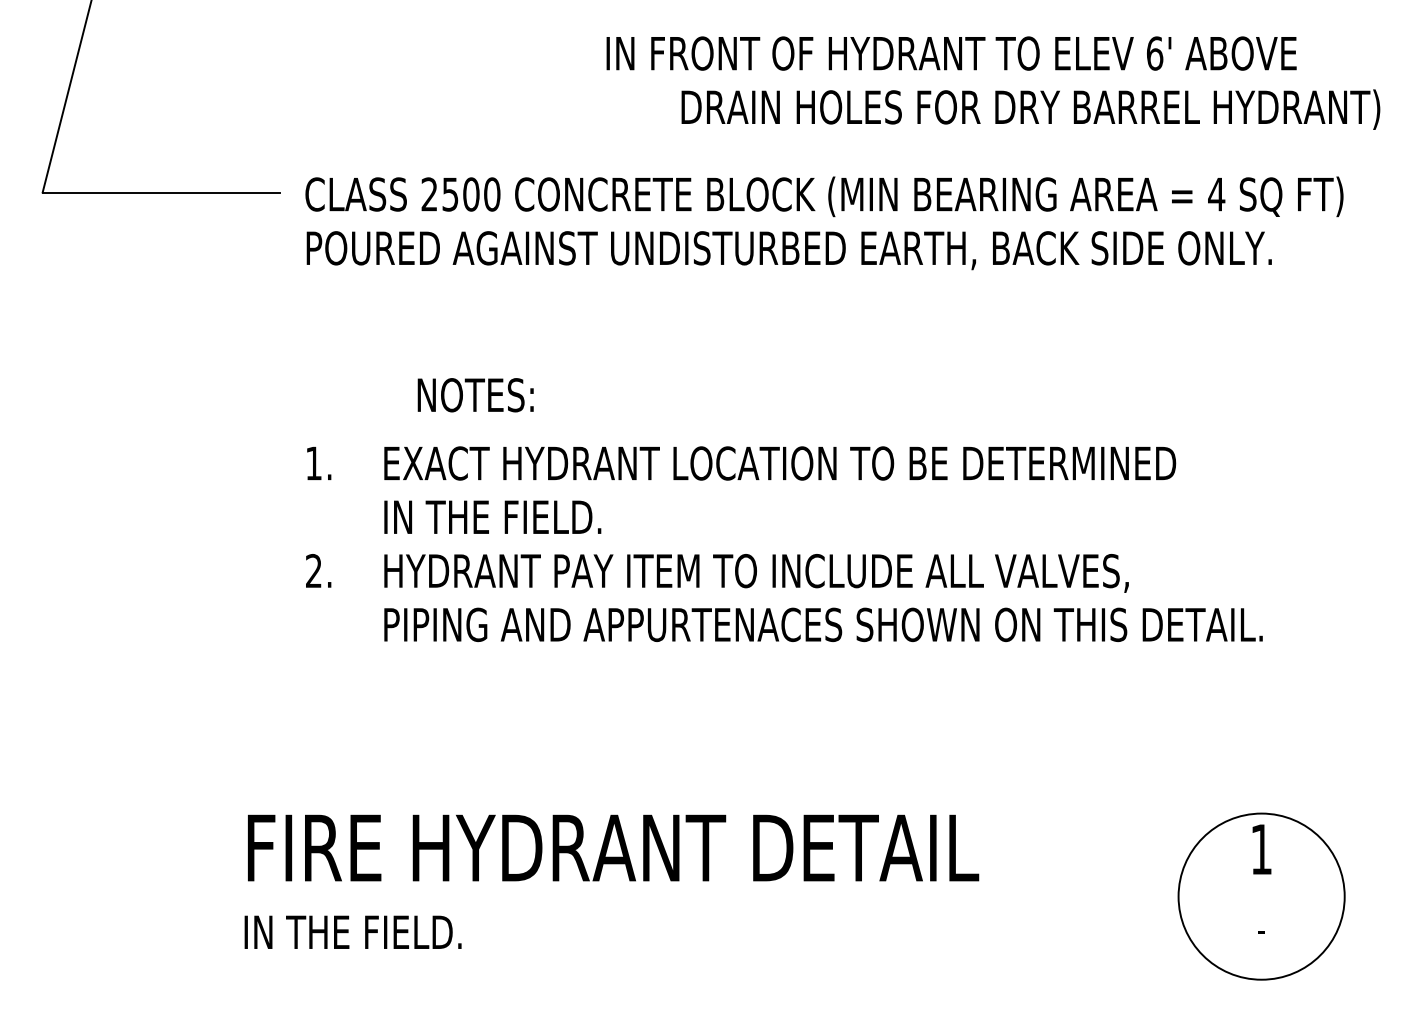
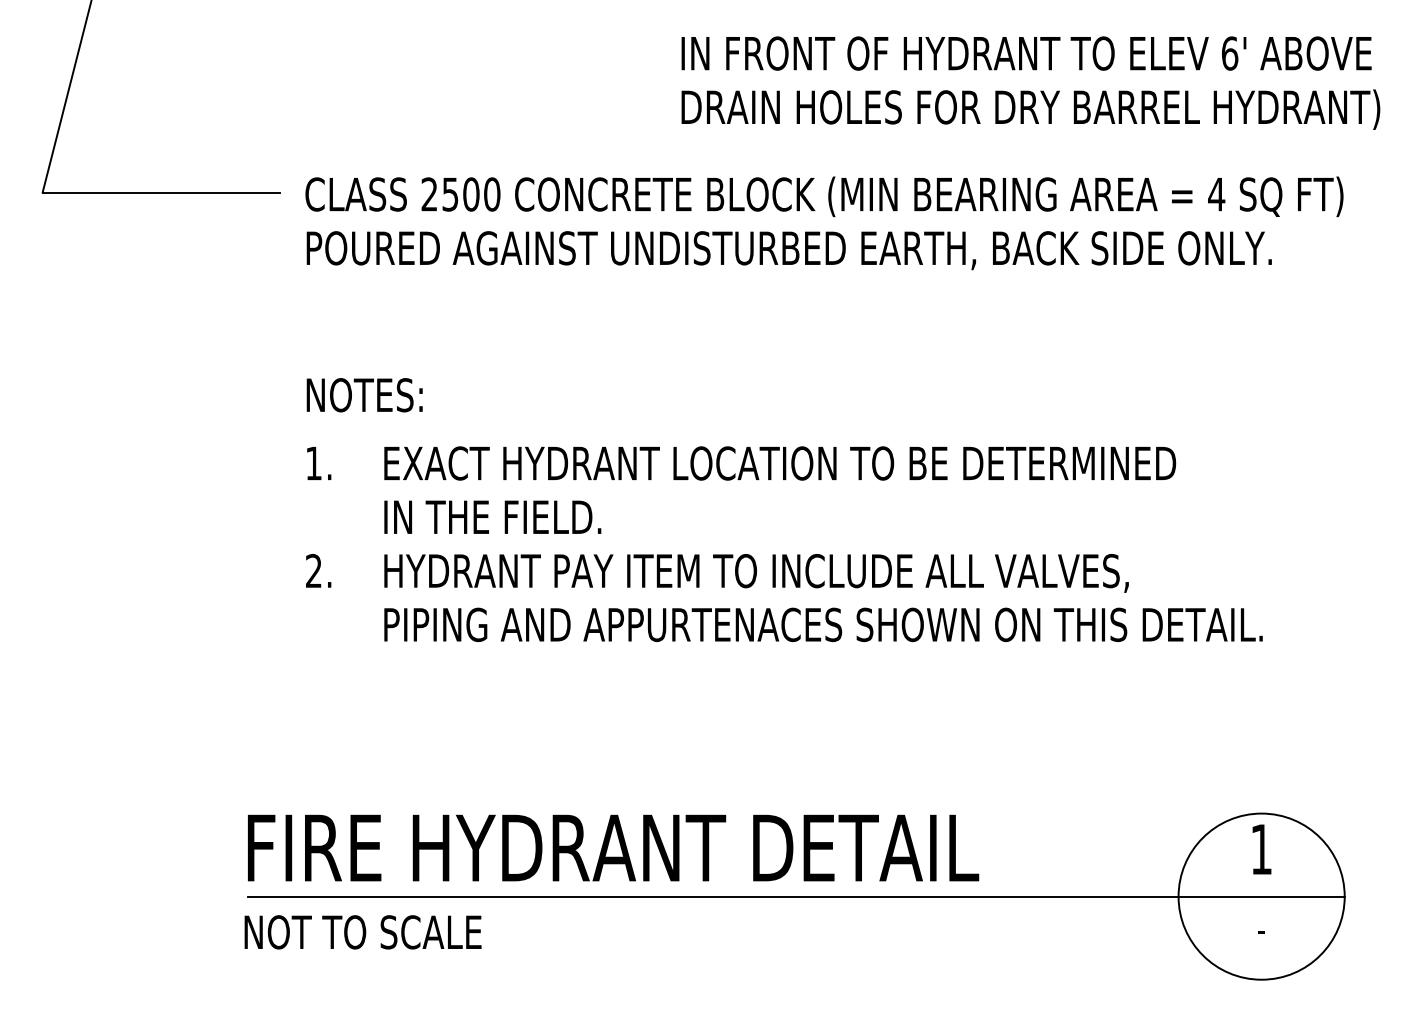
text position: (951, 53) -> (1026, 53) (1026, 53)
text position: (475, 395) -> (364, 395) (364, 395)
line: none -> present (795, 896)
text: IN THE FIELD. -> NOT TO SCALE (364, 932)
